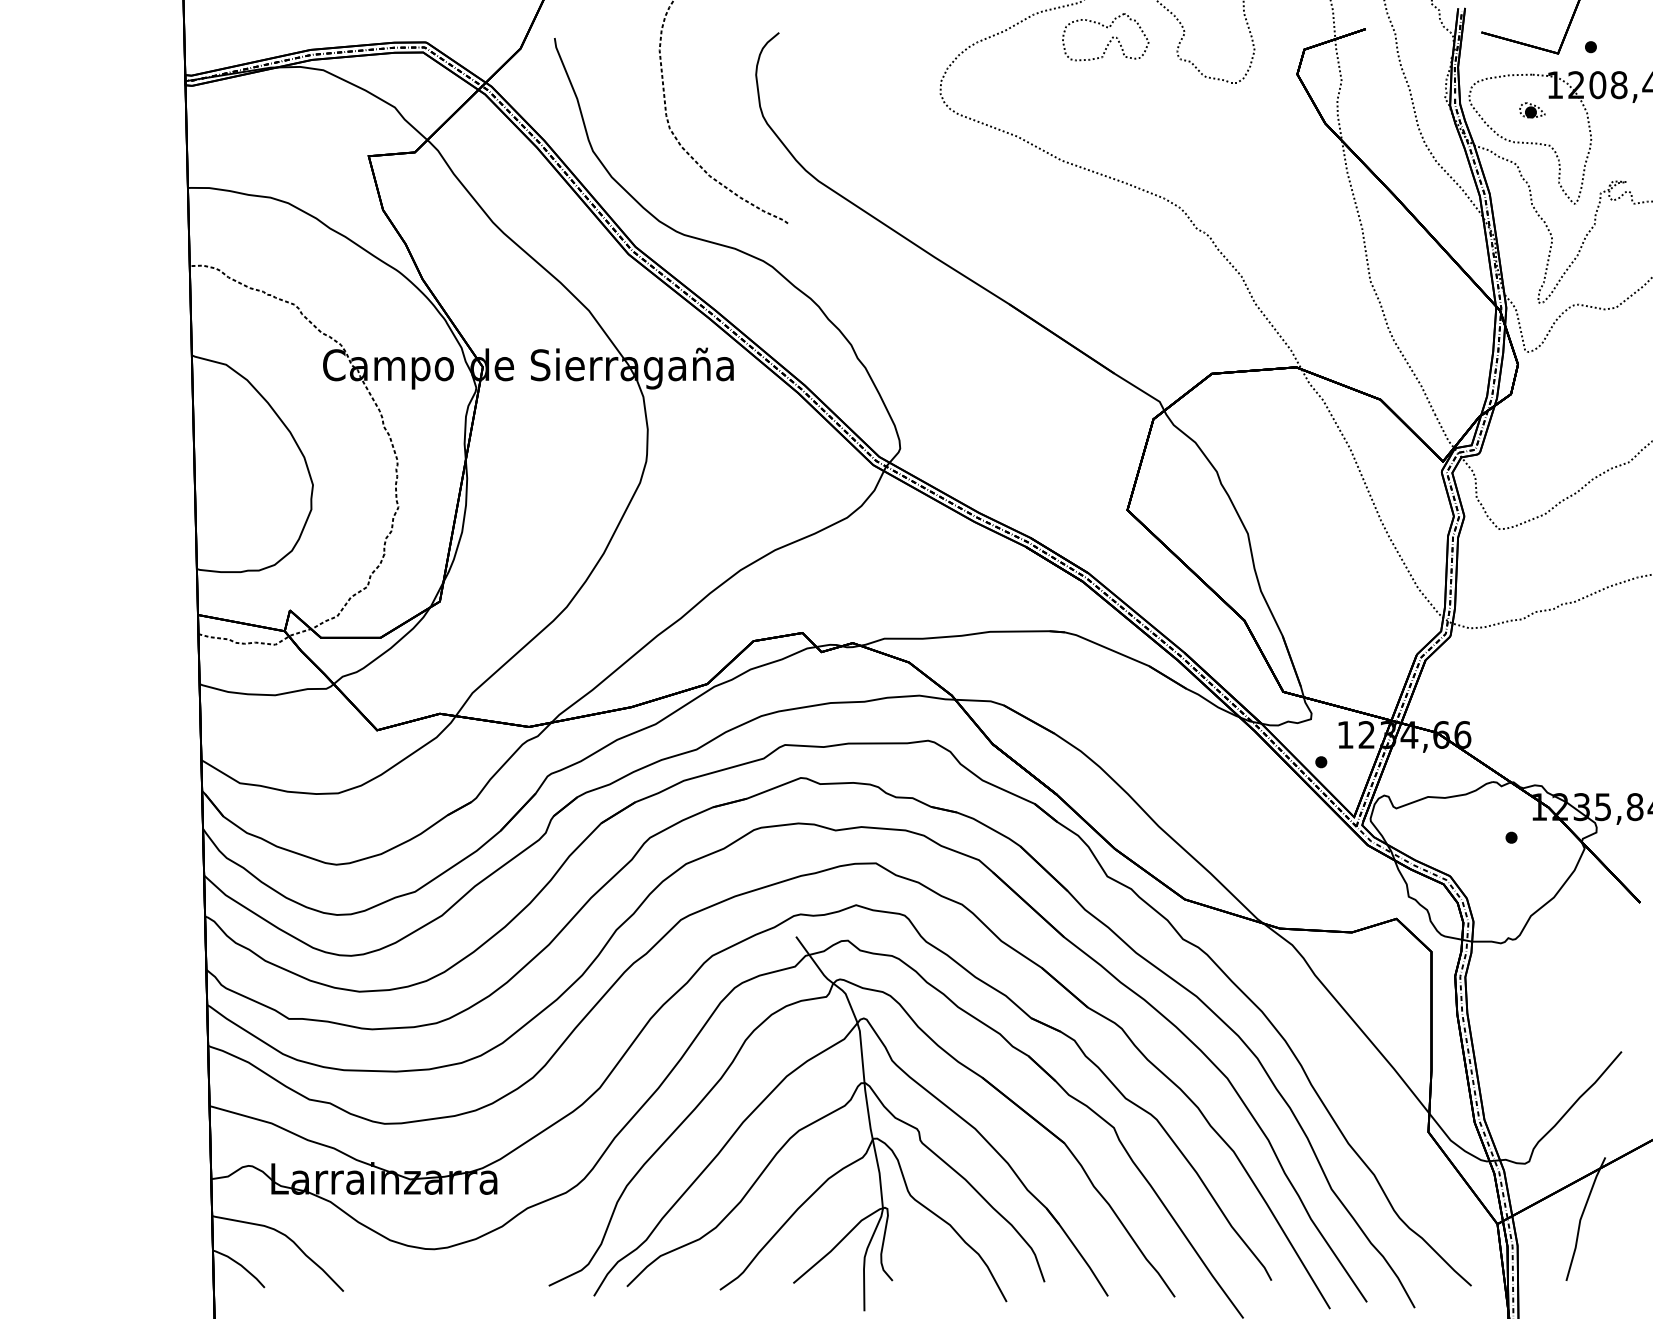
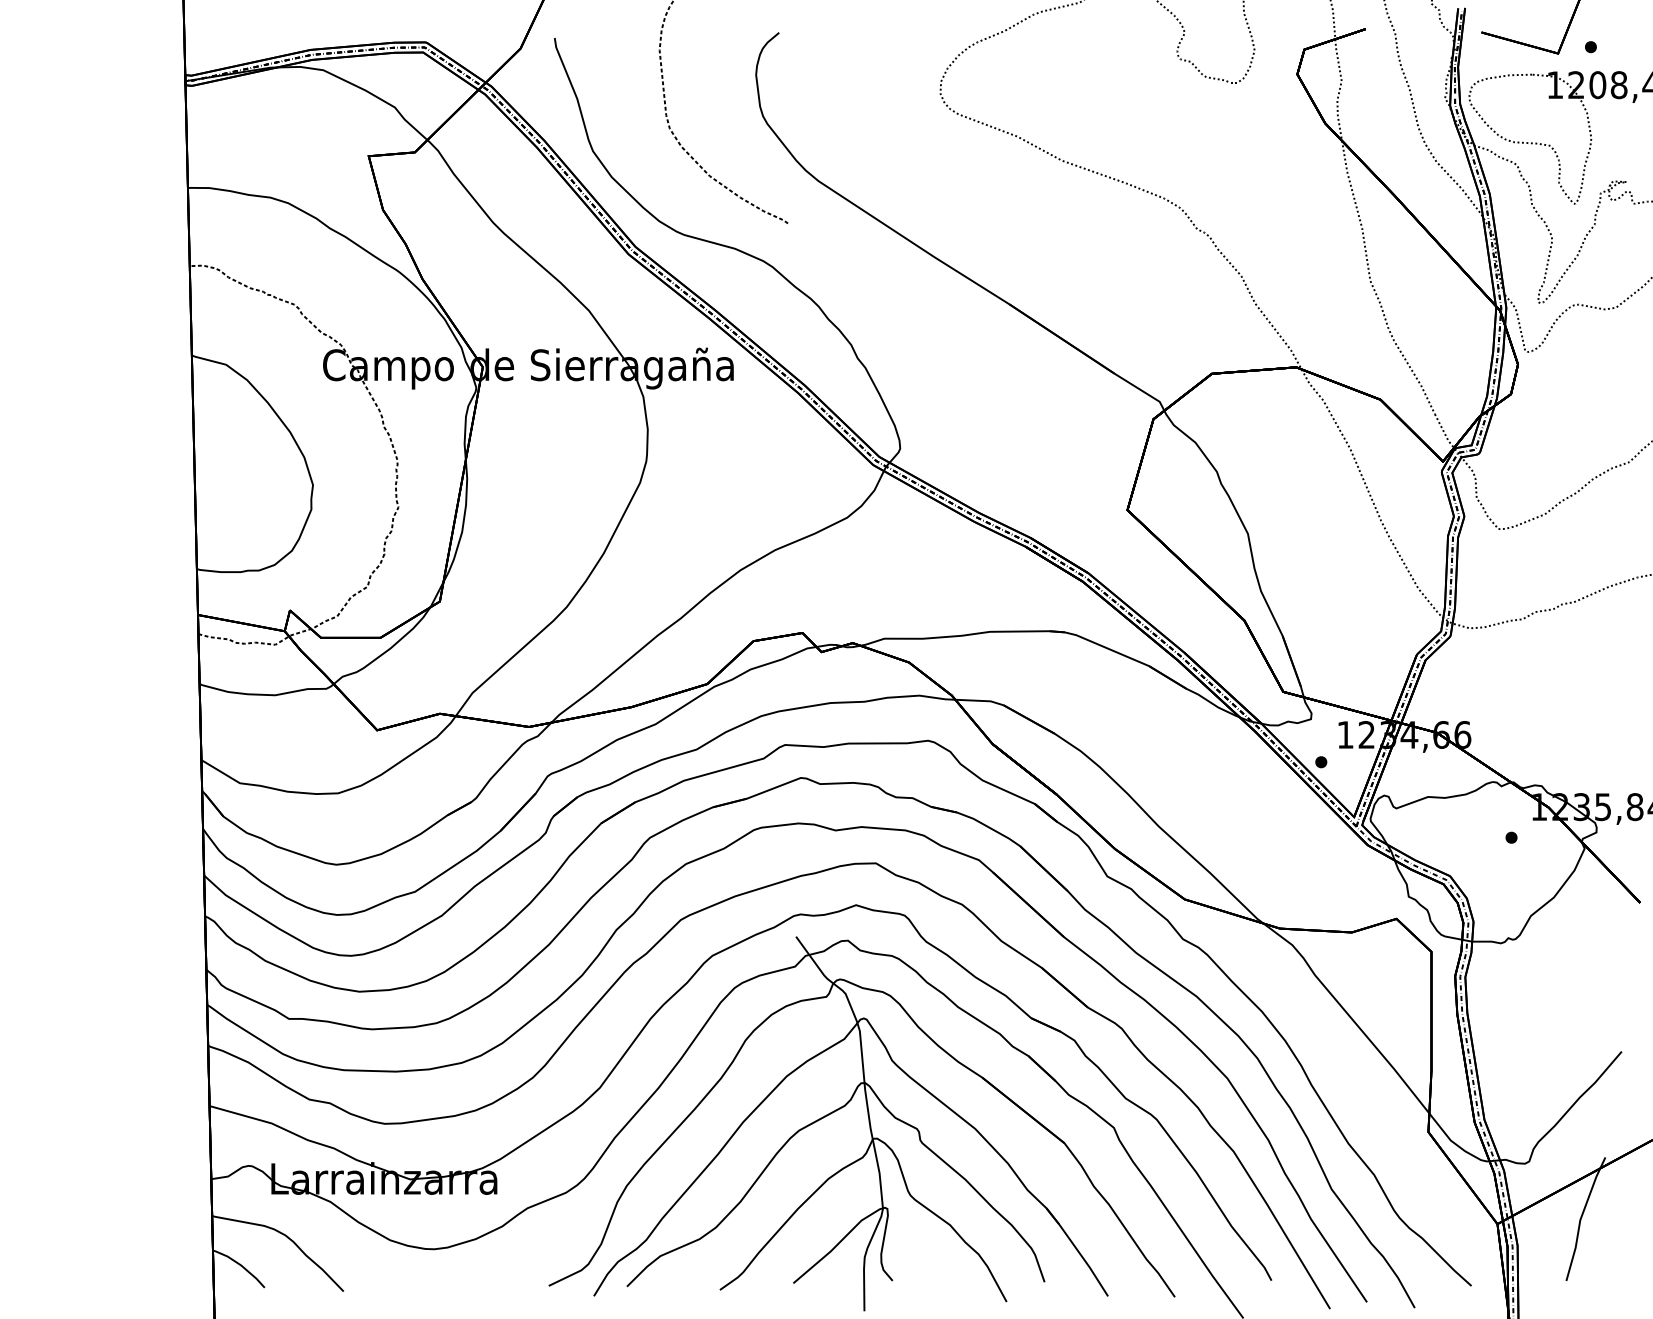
part: present -> none (1105, 37)
part: present -> none (1532, 110)
